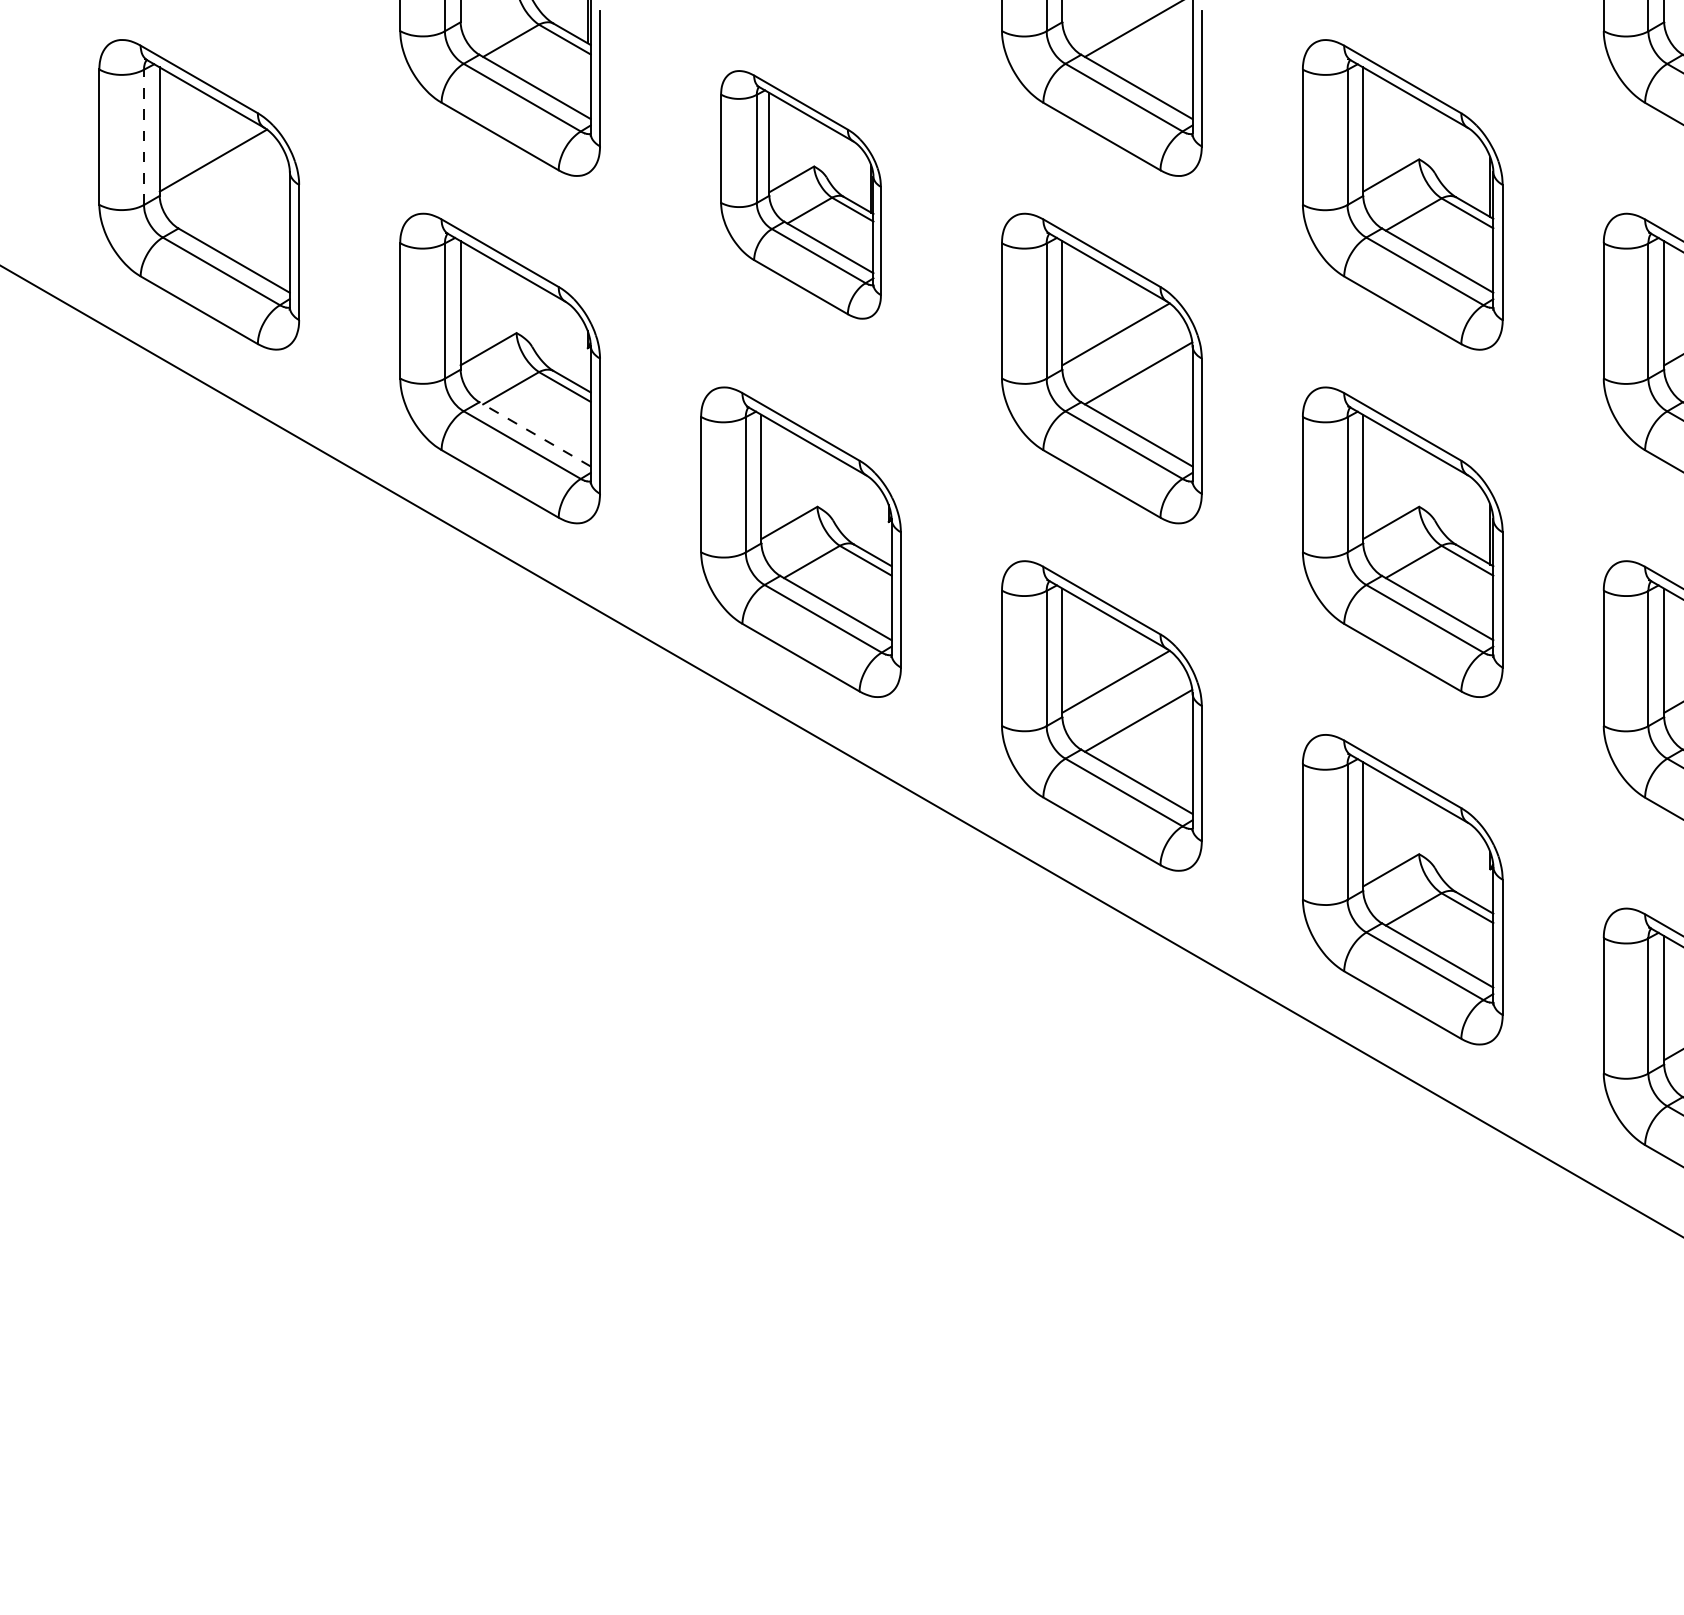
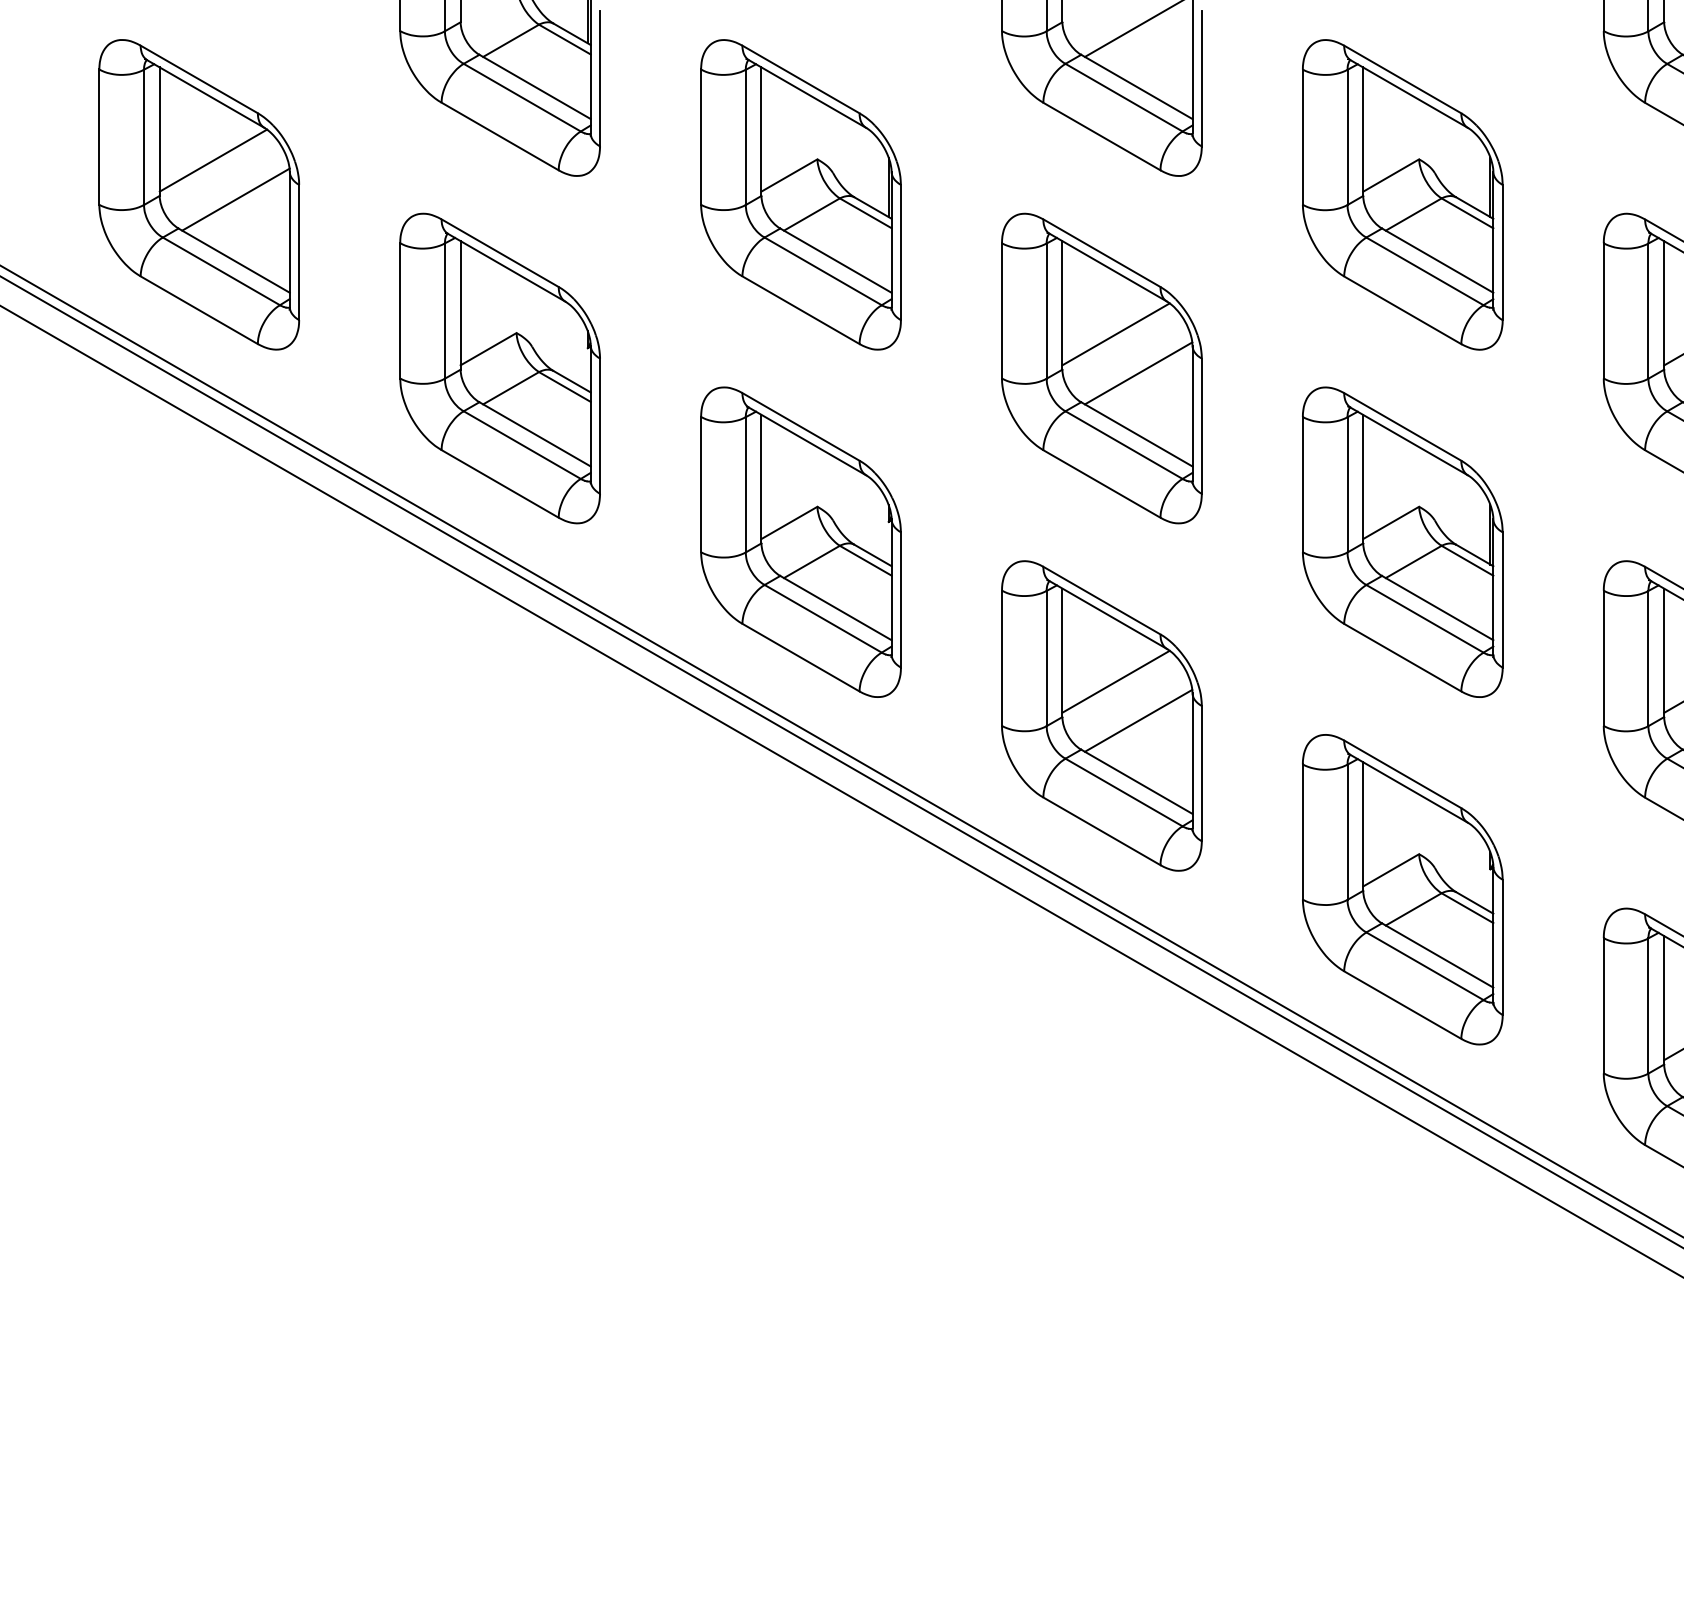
line: dashed -> solid (144, 137)
part size: 162x250 px -> 202x312 px (800, 194)
line: none -> present (235, 199)
line: dashed -> solid (534, 434)
line: none -> present (841, 761)
line: none -> present (841, 791)
